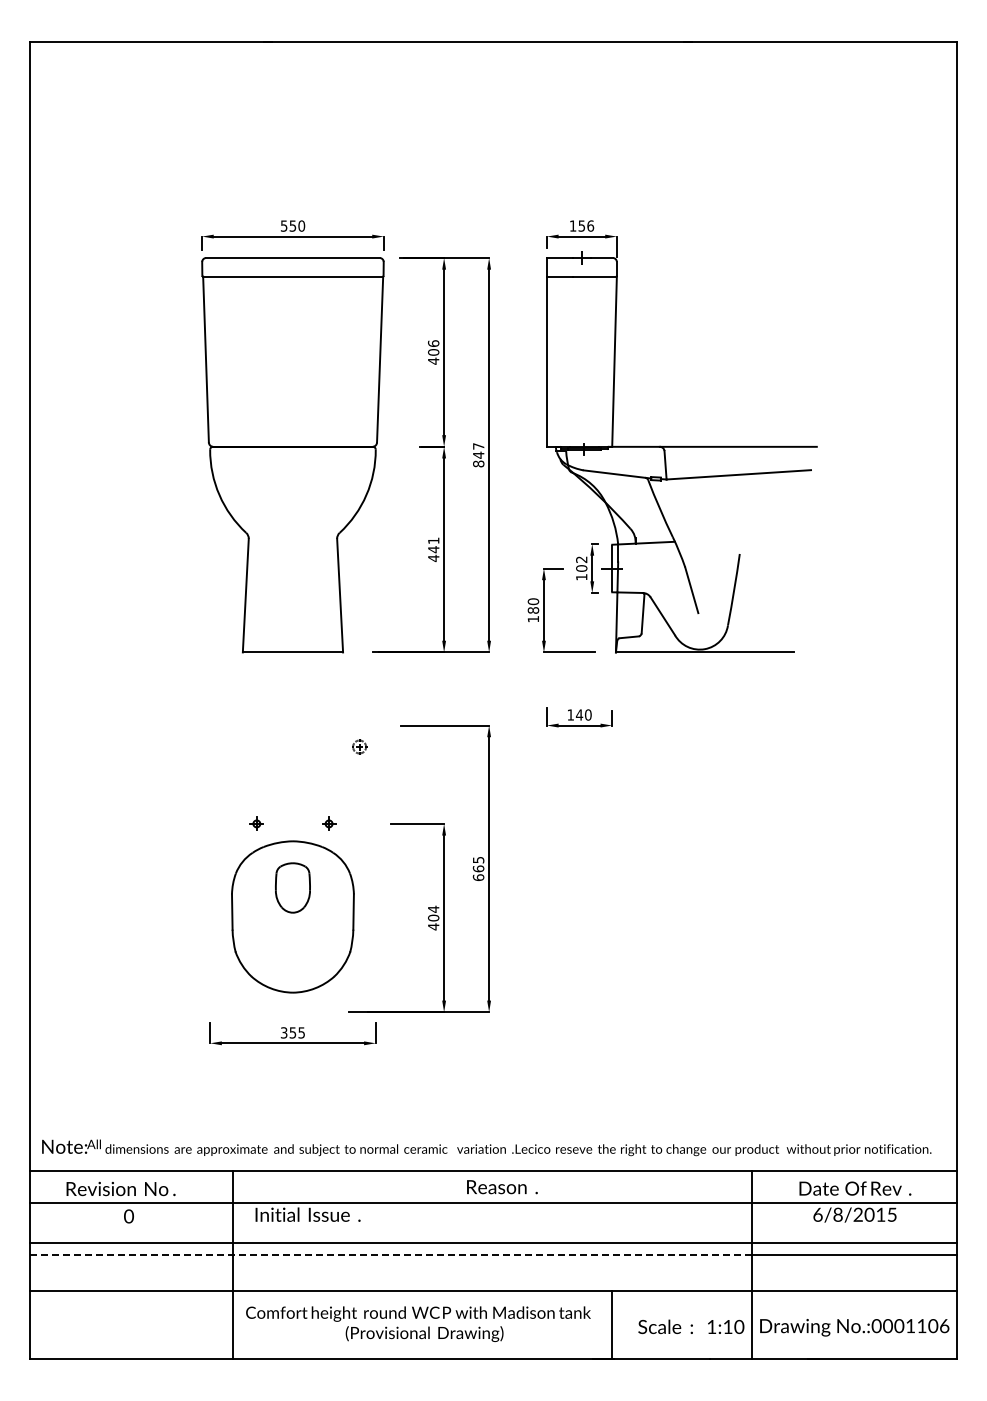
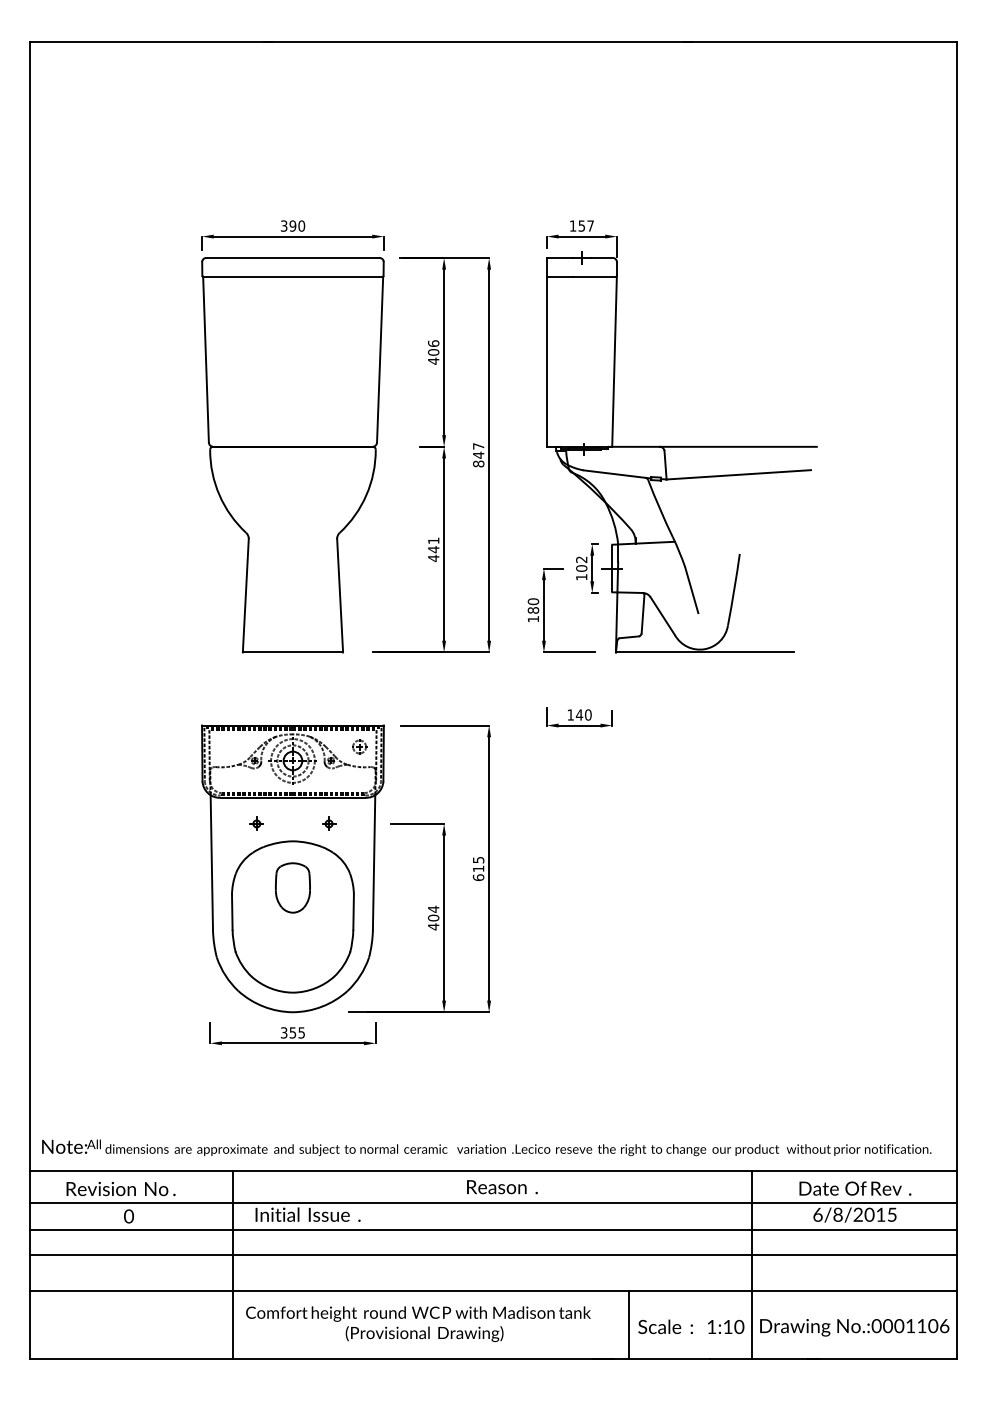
text: 550 -> 390 (288, 225)
text: 156 -> 157 (590, 225)
part: none -> present (292, 868)
text: 665 -> 615 (478, 868)
line position: (493, 1243) -> (493, 1230) (493, 1230)
line: dashed -> solid (391, 1254)
line position: (611, 1324) -> (628, 1324) (628, 1324)
